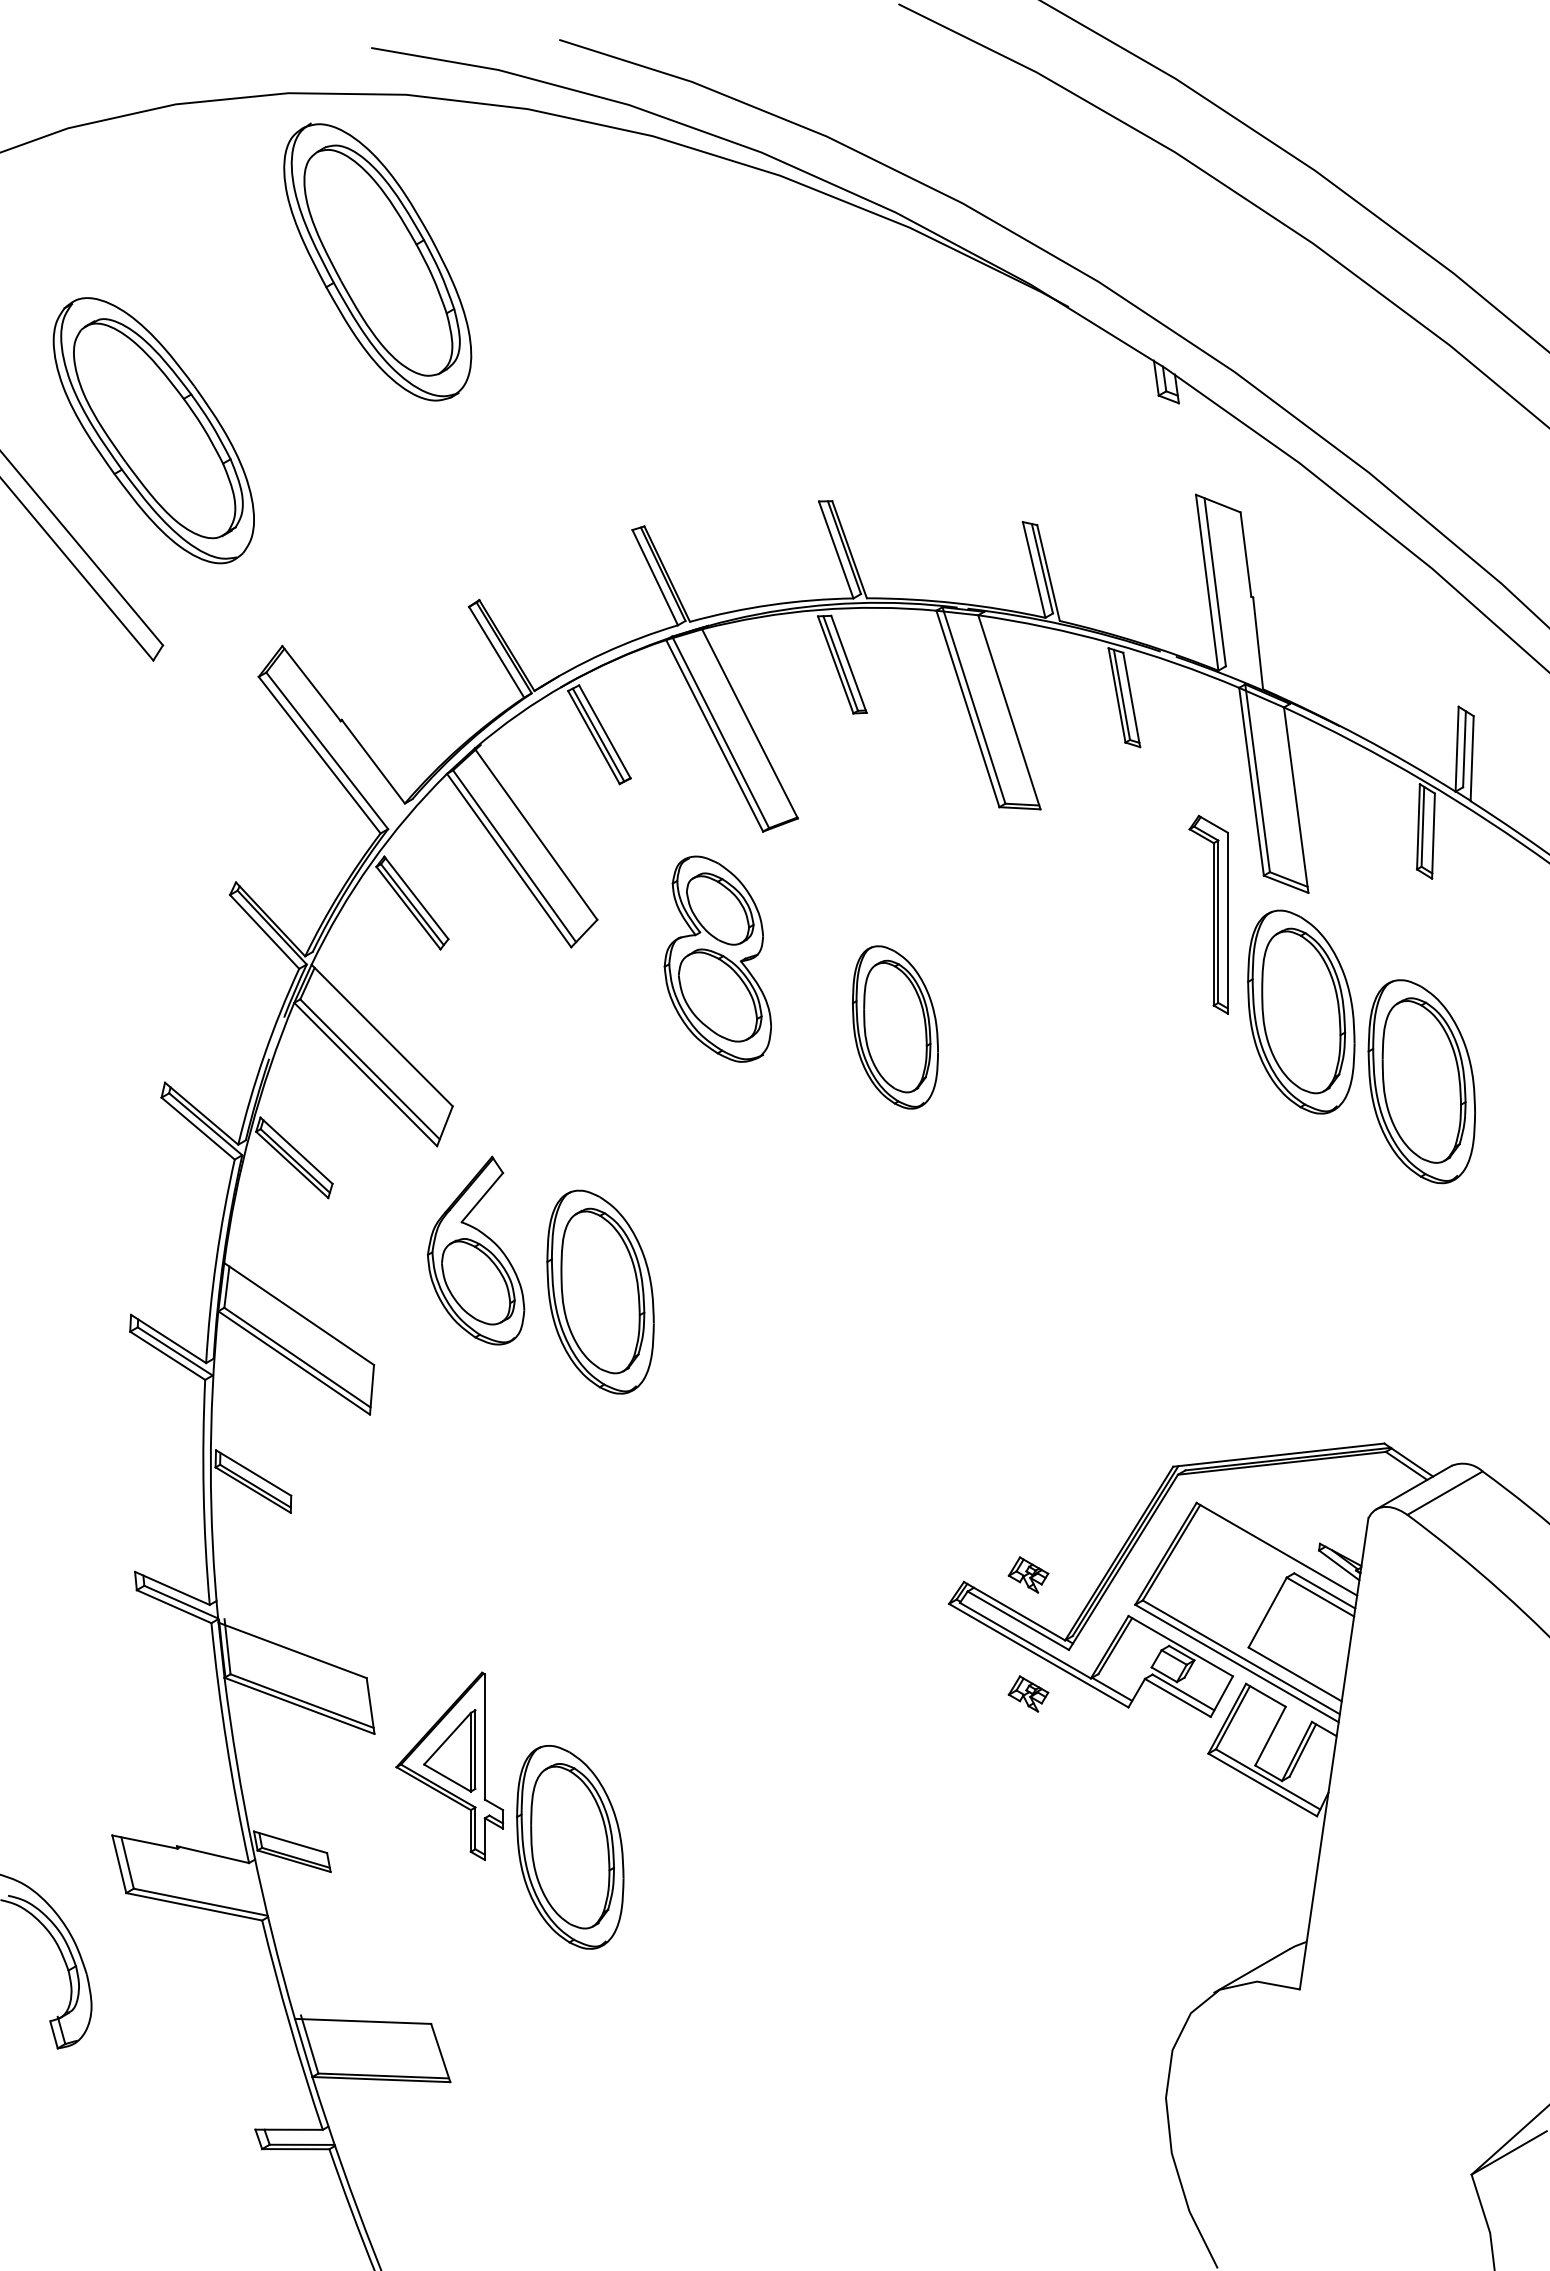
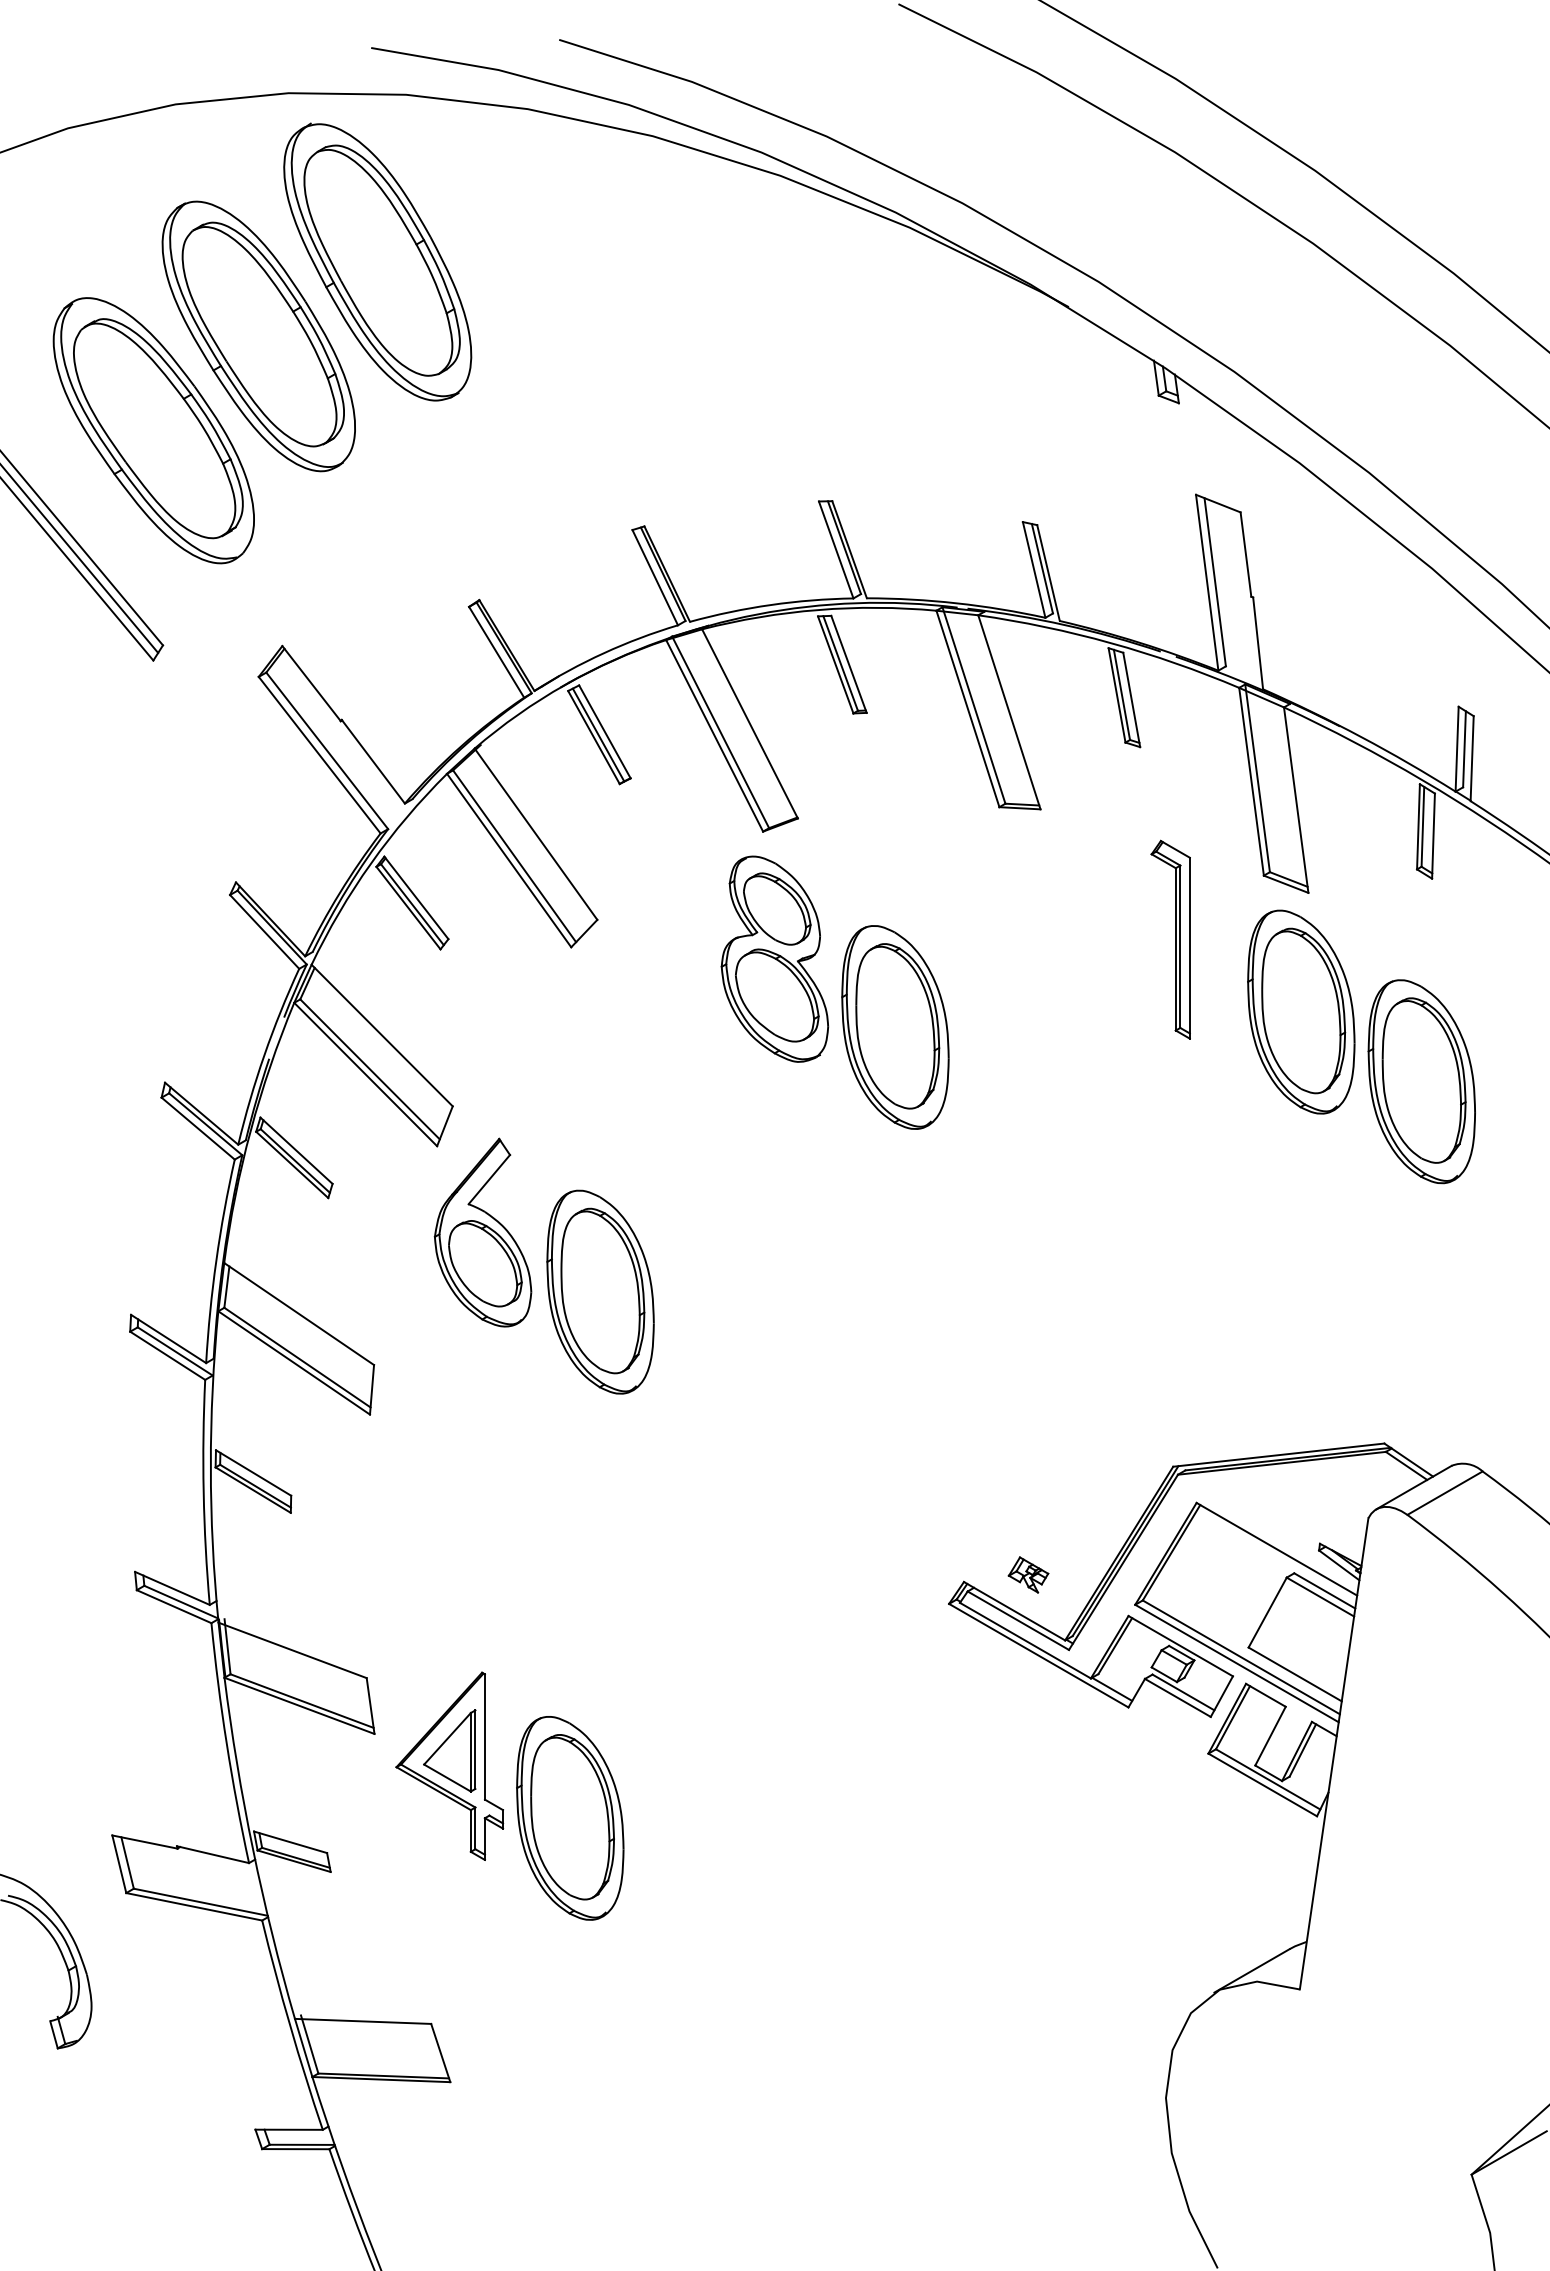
part: none -> present (258, 336)
line: none -> present (80, 559)
part position: (1208, 914) -> (1170, 939) (1170, 939)
part position: (717, 958) -> (774, 958) (774, 958)
part size: 88x165 px -> 109x205 px (895, 1027)
part position: (475, 1250) -> (482, 1232) (482, 1232)
part: present -> none (1028, 1693)
part position: (570, 1847) -> (570, 1818) (570, 1818)
